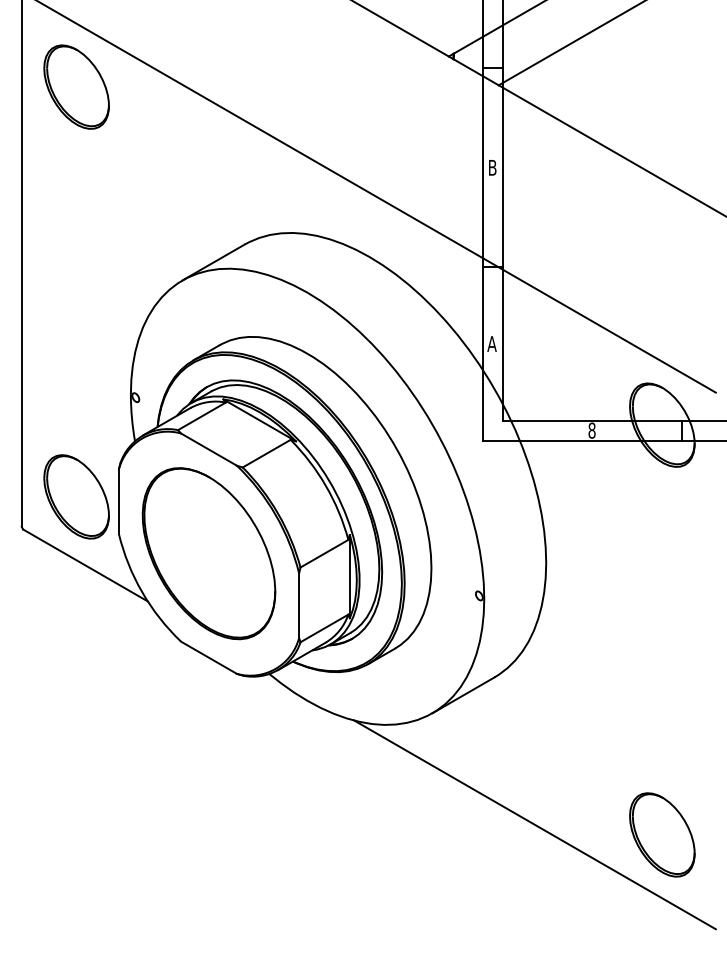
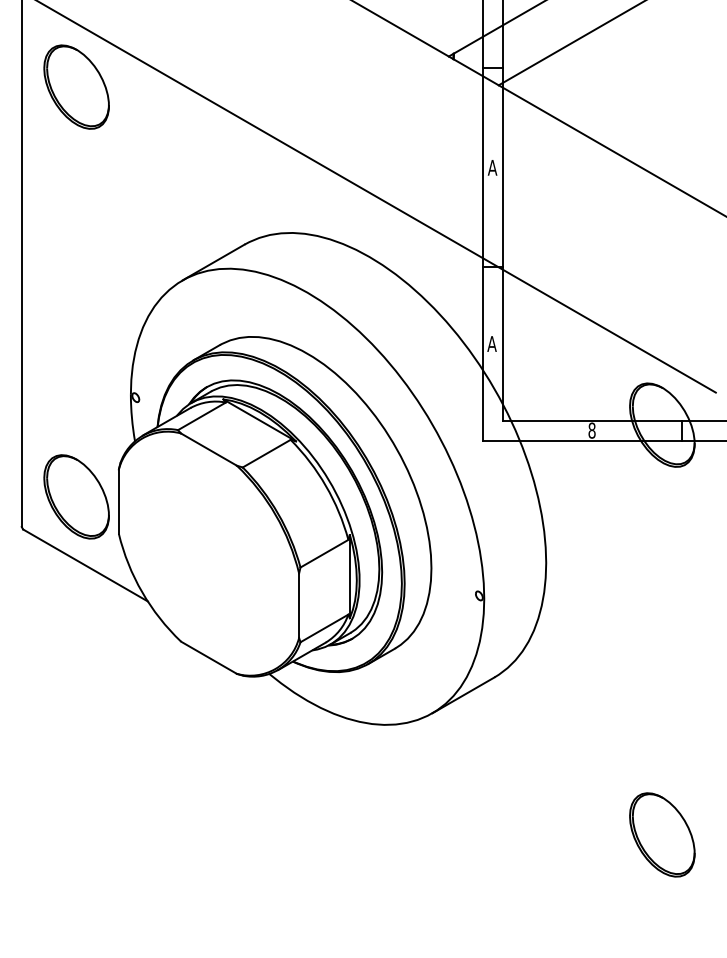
text: B -> A (492, 167)
part: present -> none (208, 553)
line: present -> none (534, 824)
